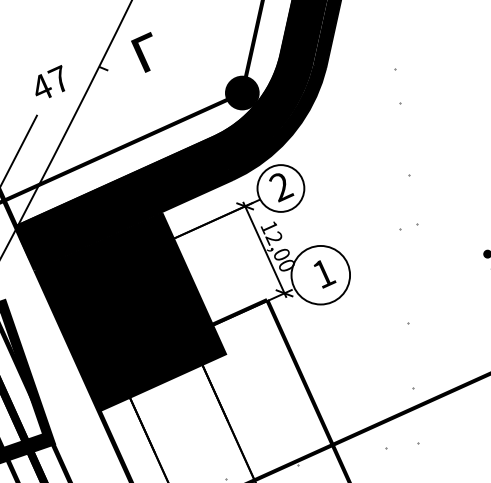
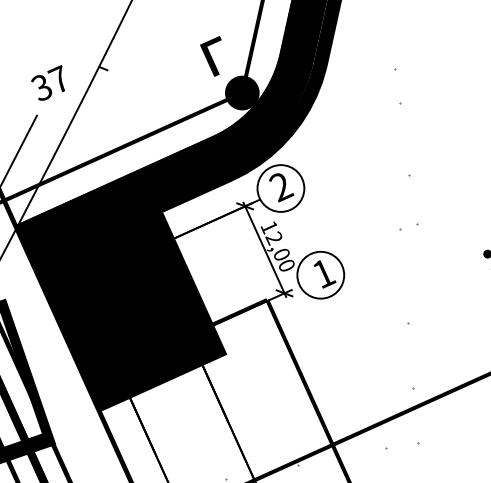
text position: (141, 52) -> (210, 56) (210, 56)
text: 47 -> 37 (41, 87)
circle diameter: 59 px -> 47 px (320, 274)
